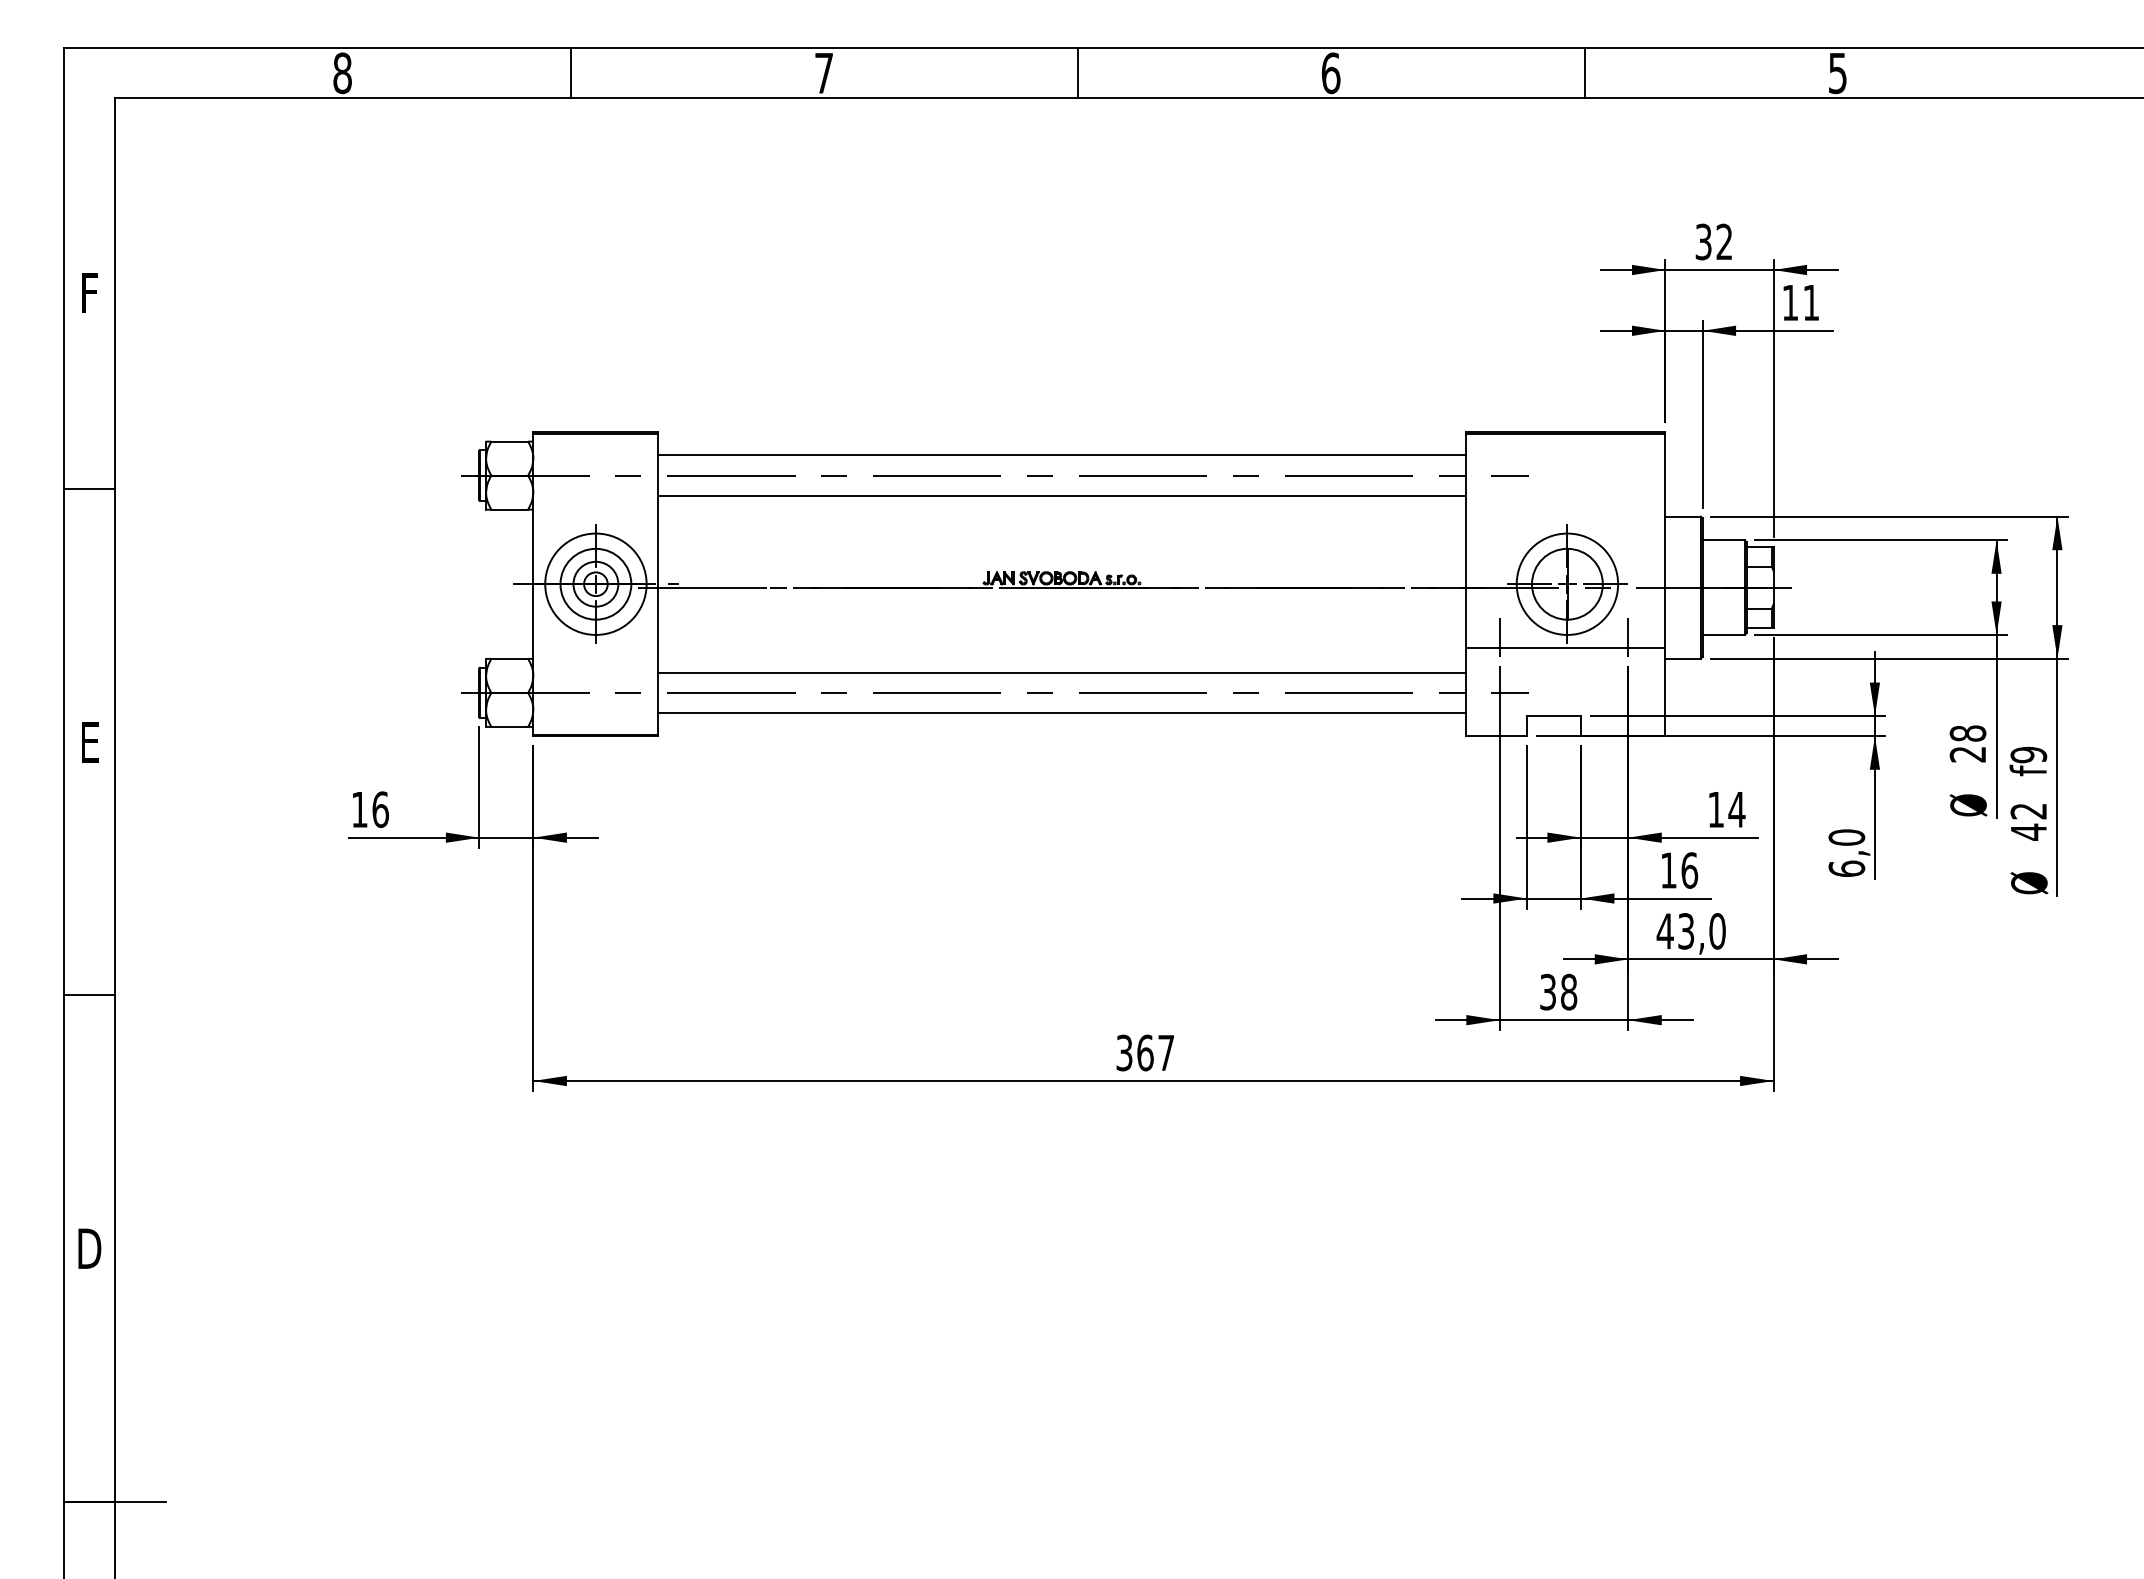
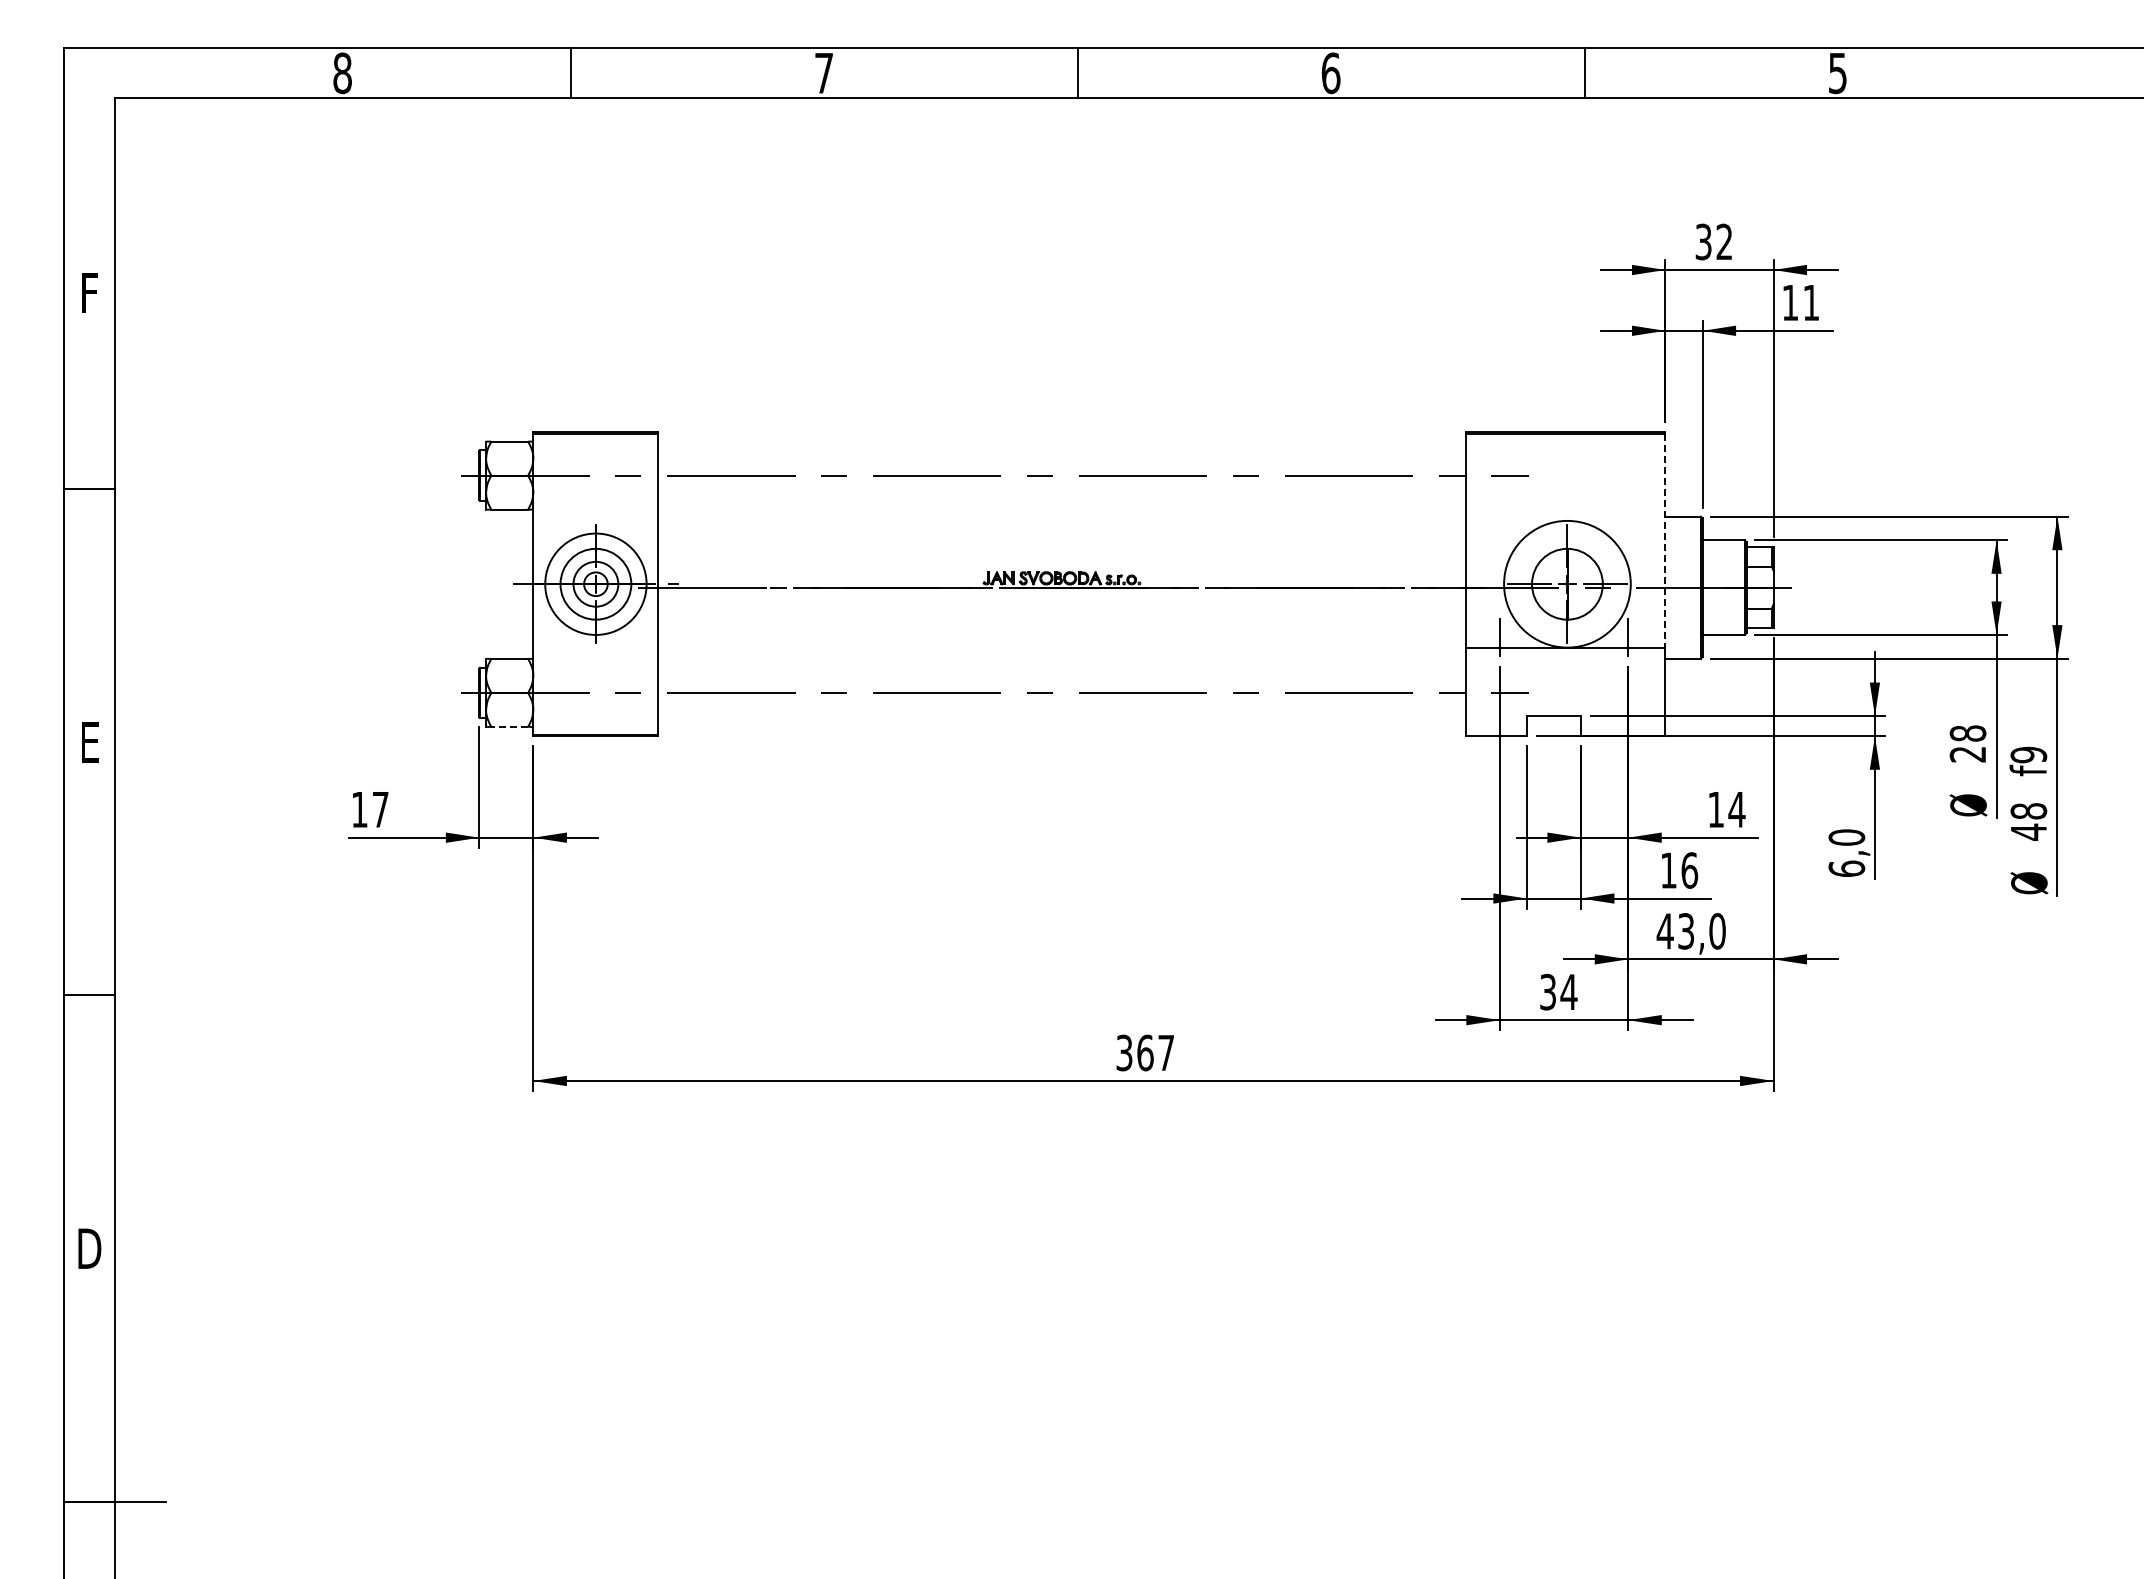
line: present -> none (1062, 455)
line: present -> none (1062, 495)
line: solid -> dashed (1665, 541)
circle diameter: 101 px -> 127 px (1567, 583)
line: present -> none (1062, 672)
line: present -> none (1062, 713)
line: solid -> dashed (509, 726)
text: 16 -> 17 (380, 809)
text: 42 -> 48 (2028, 811)
text: 38 -> 34 (1568, 991)
